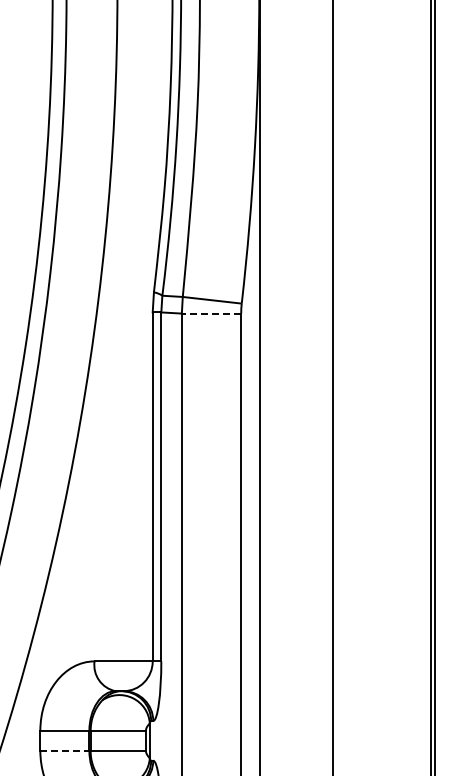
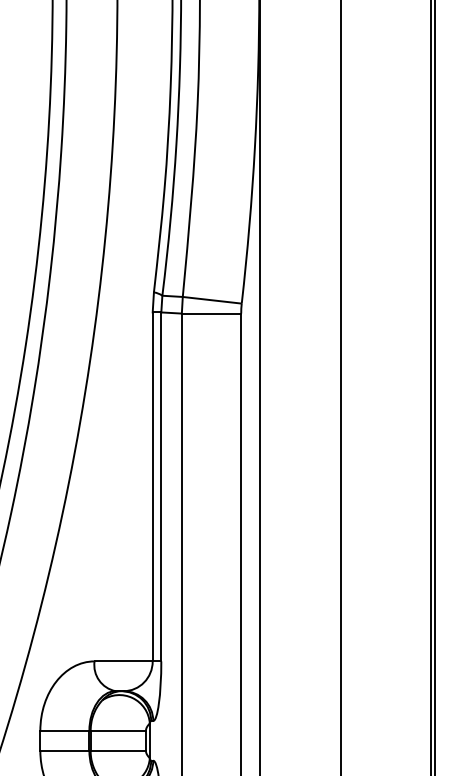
line: dashed -> solid (211, 313)
line position: (333, 387) -> (341, 387) (341, 387)
line: dashed -> solid (64, 750)
